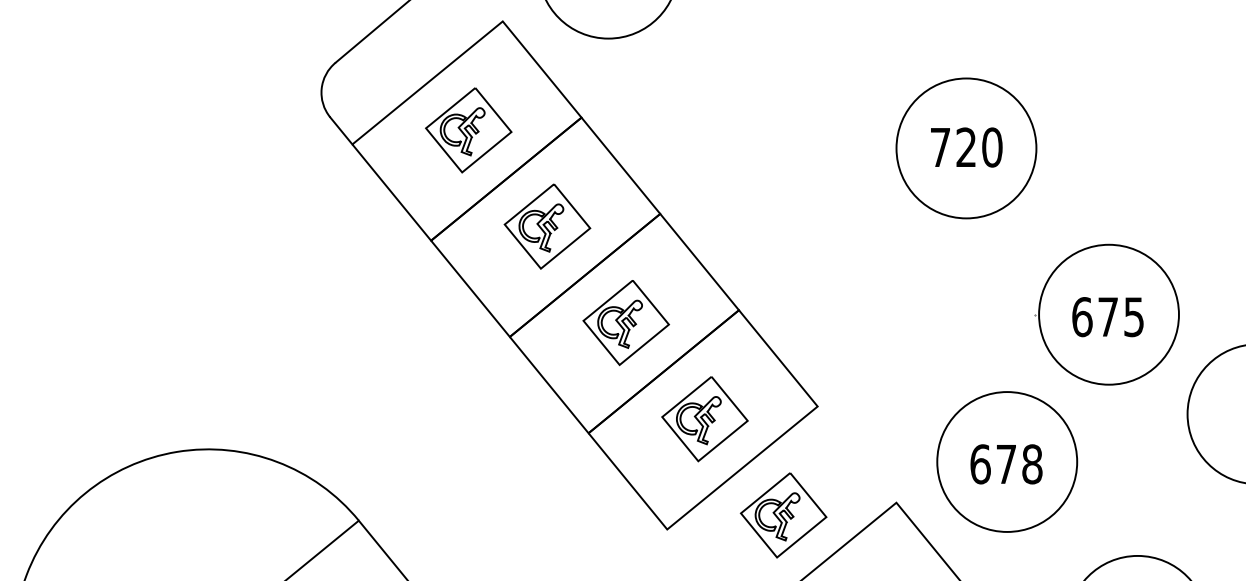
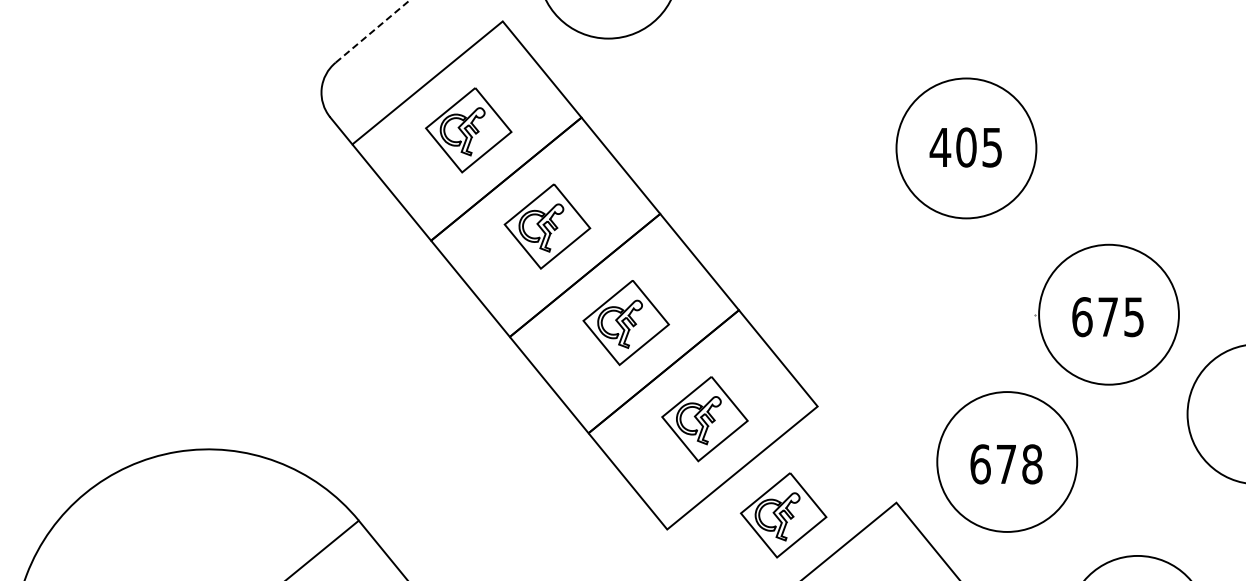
line: solid -> dashed (373, 31)
text: 720 -> 405 (965, 147)
